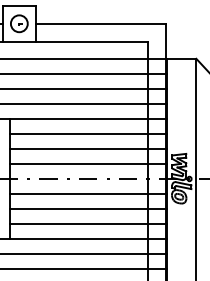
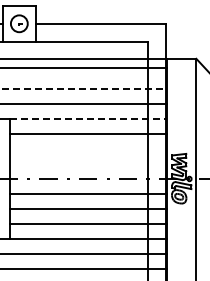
line position: (84, 73) -> (84, 67) (84, 67)
line: solid -> dashed (83, 88)
line: solid -> dashed (88, 118)
line: present -> none (88, 148)
line: present -> none (88, 164)
